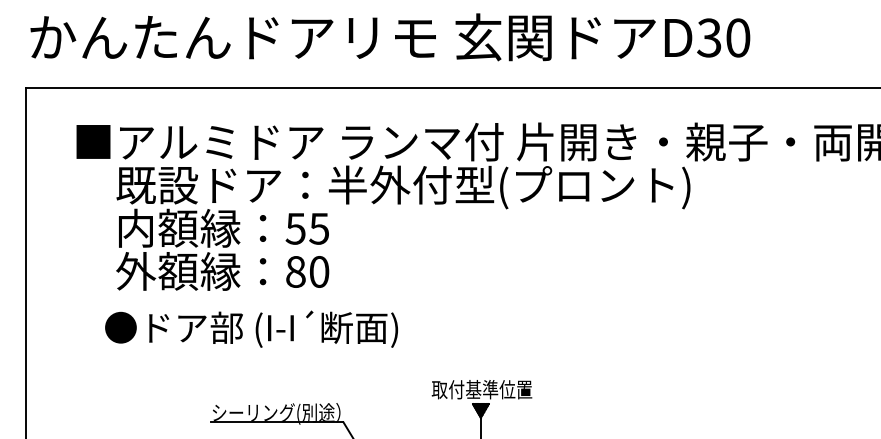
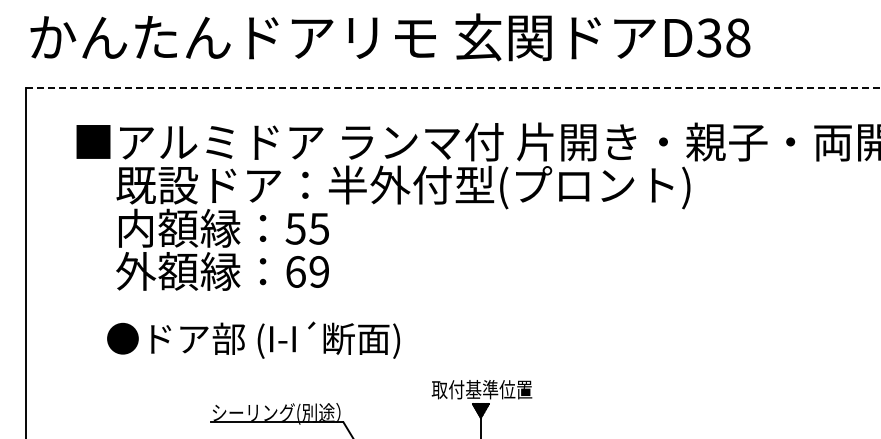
text: D30 -> D38 (738, 37)
line: solid -> dashed (453, 88)
text: 80 -> 69 (307, 271)
text position: (251, 328) -> (253, 339) (253, 339)
